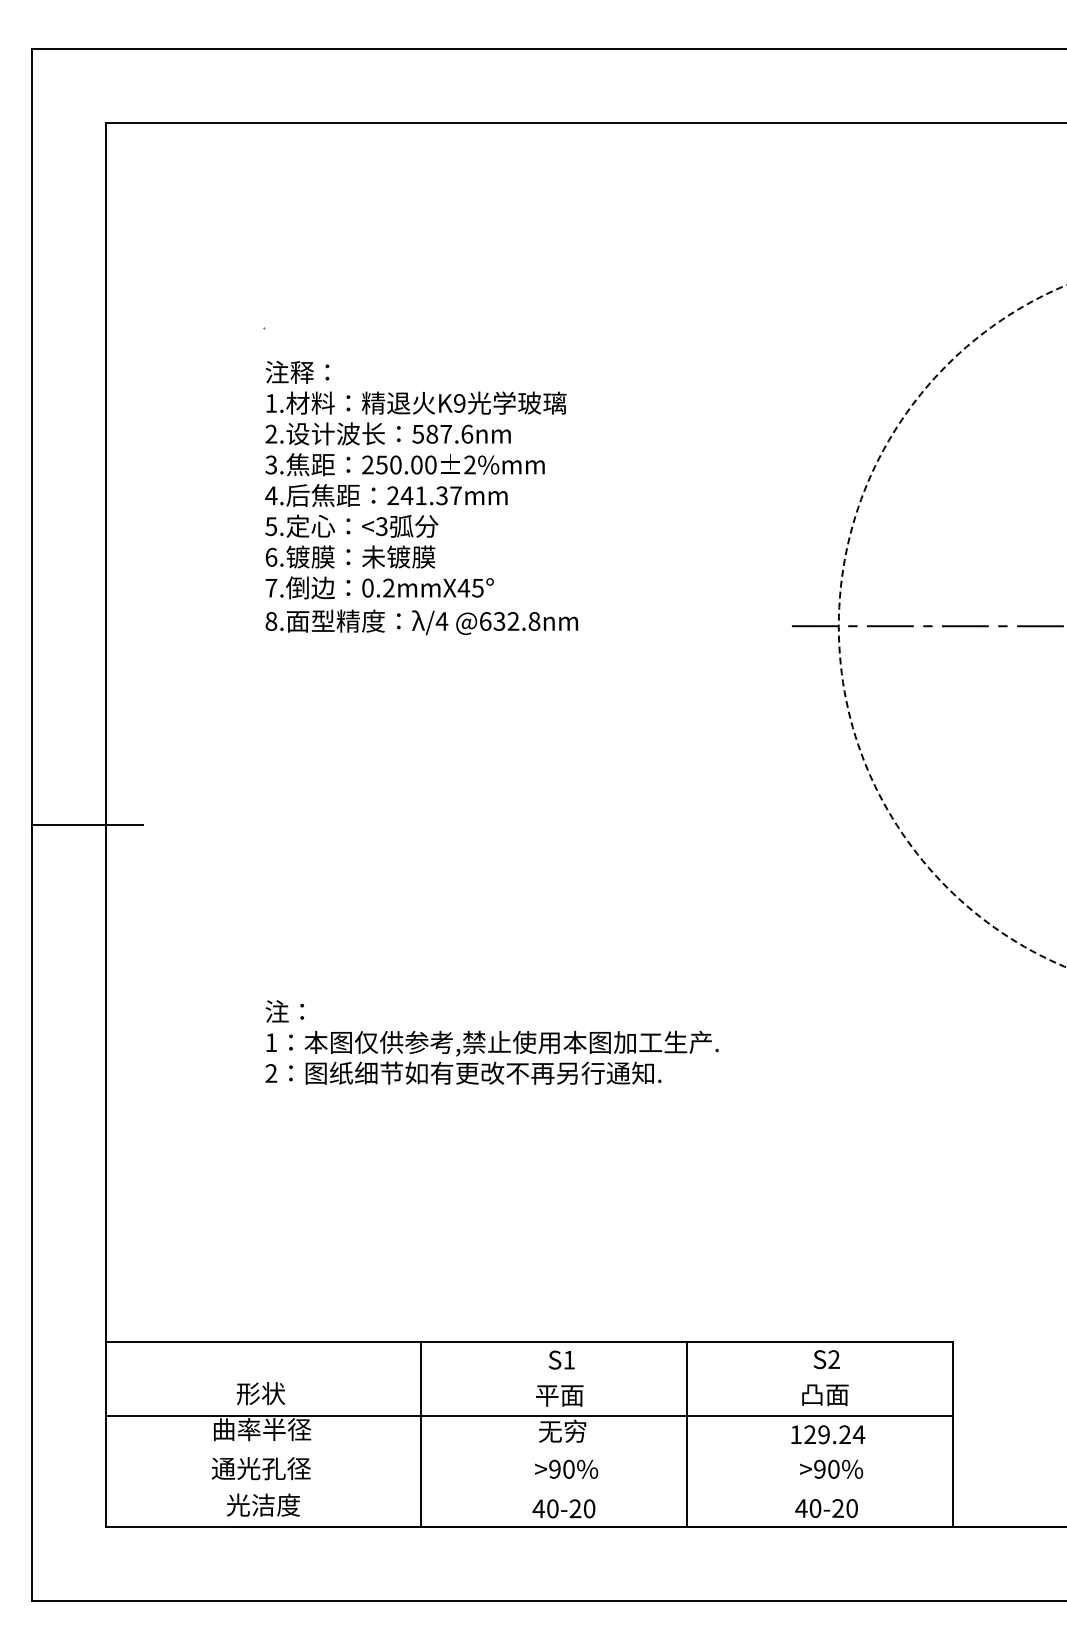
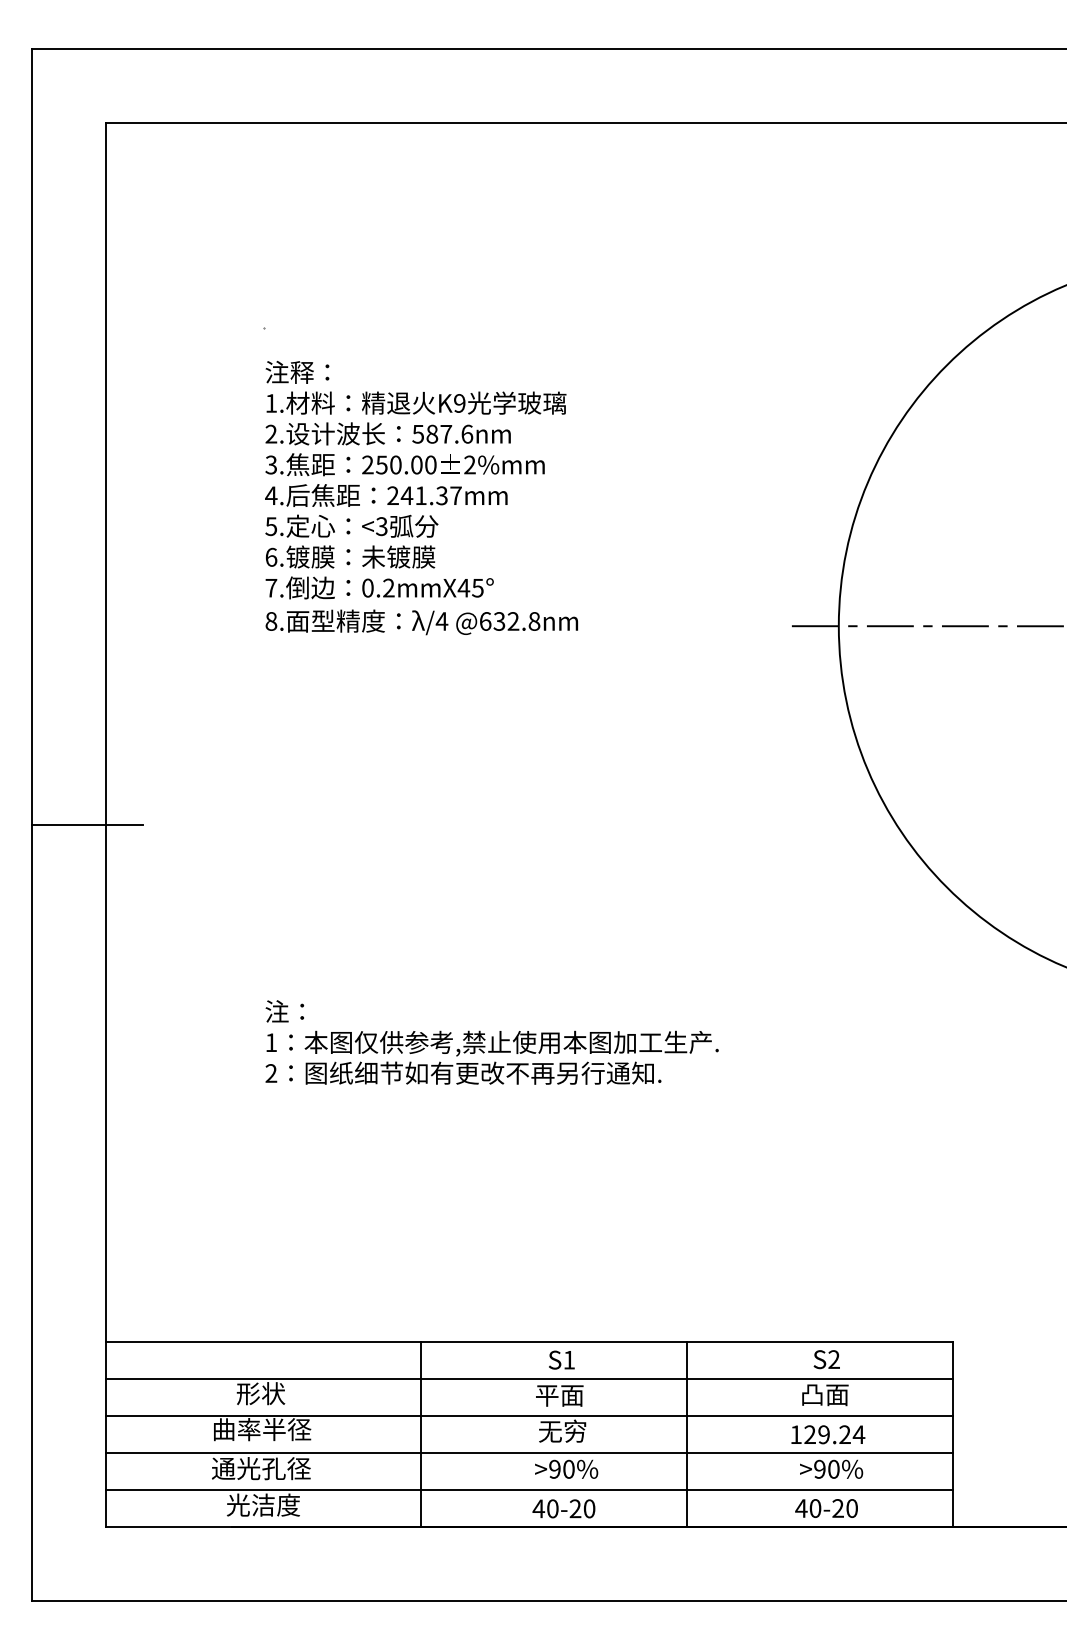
circle: dashed -> solid (952, 626)
line: none -> present (528, 1378)
line: none -> present (528, 1452)
line: none -> present (528, 1489)
